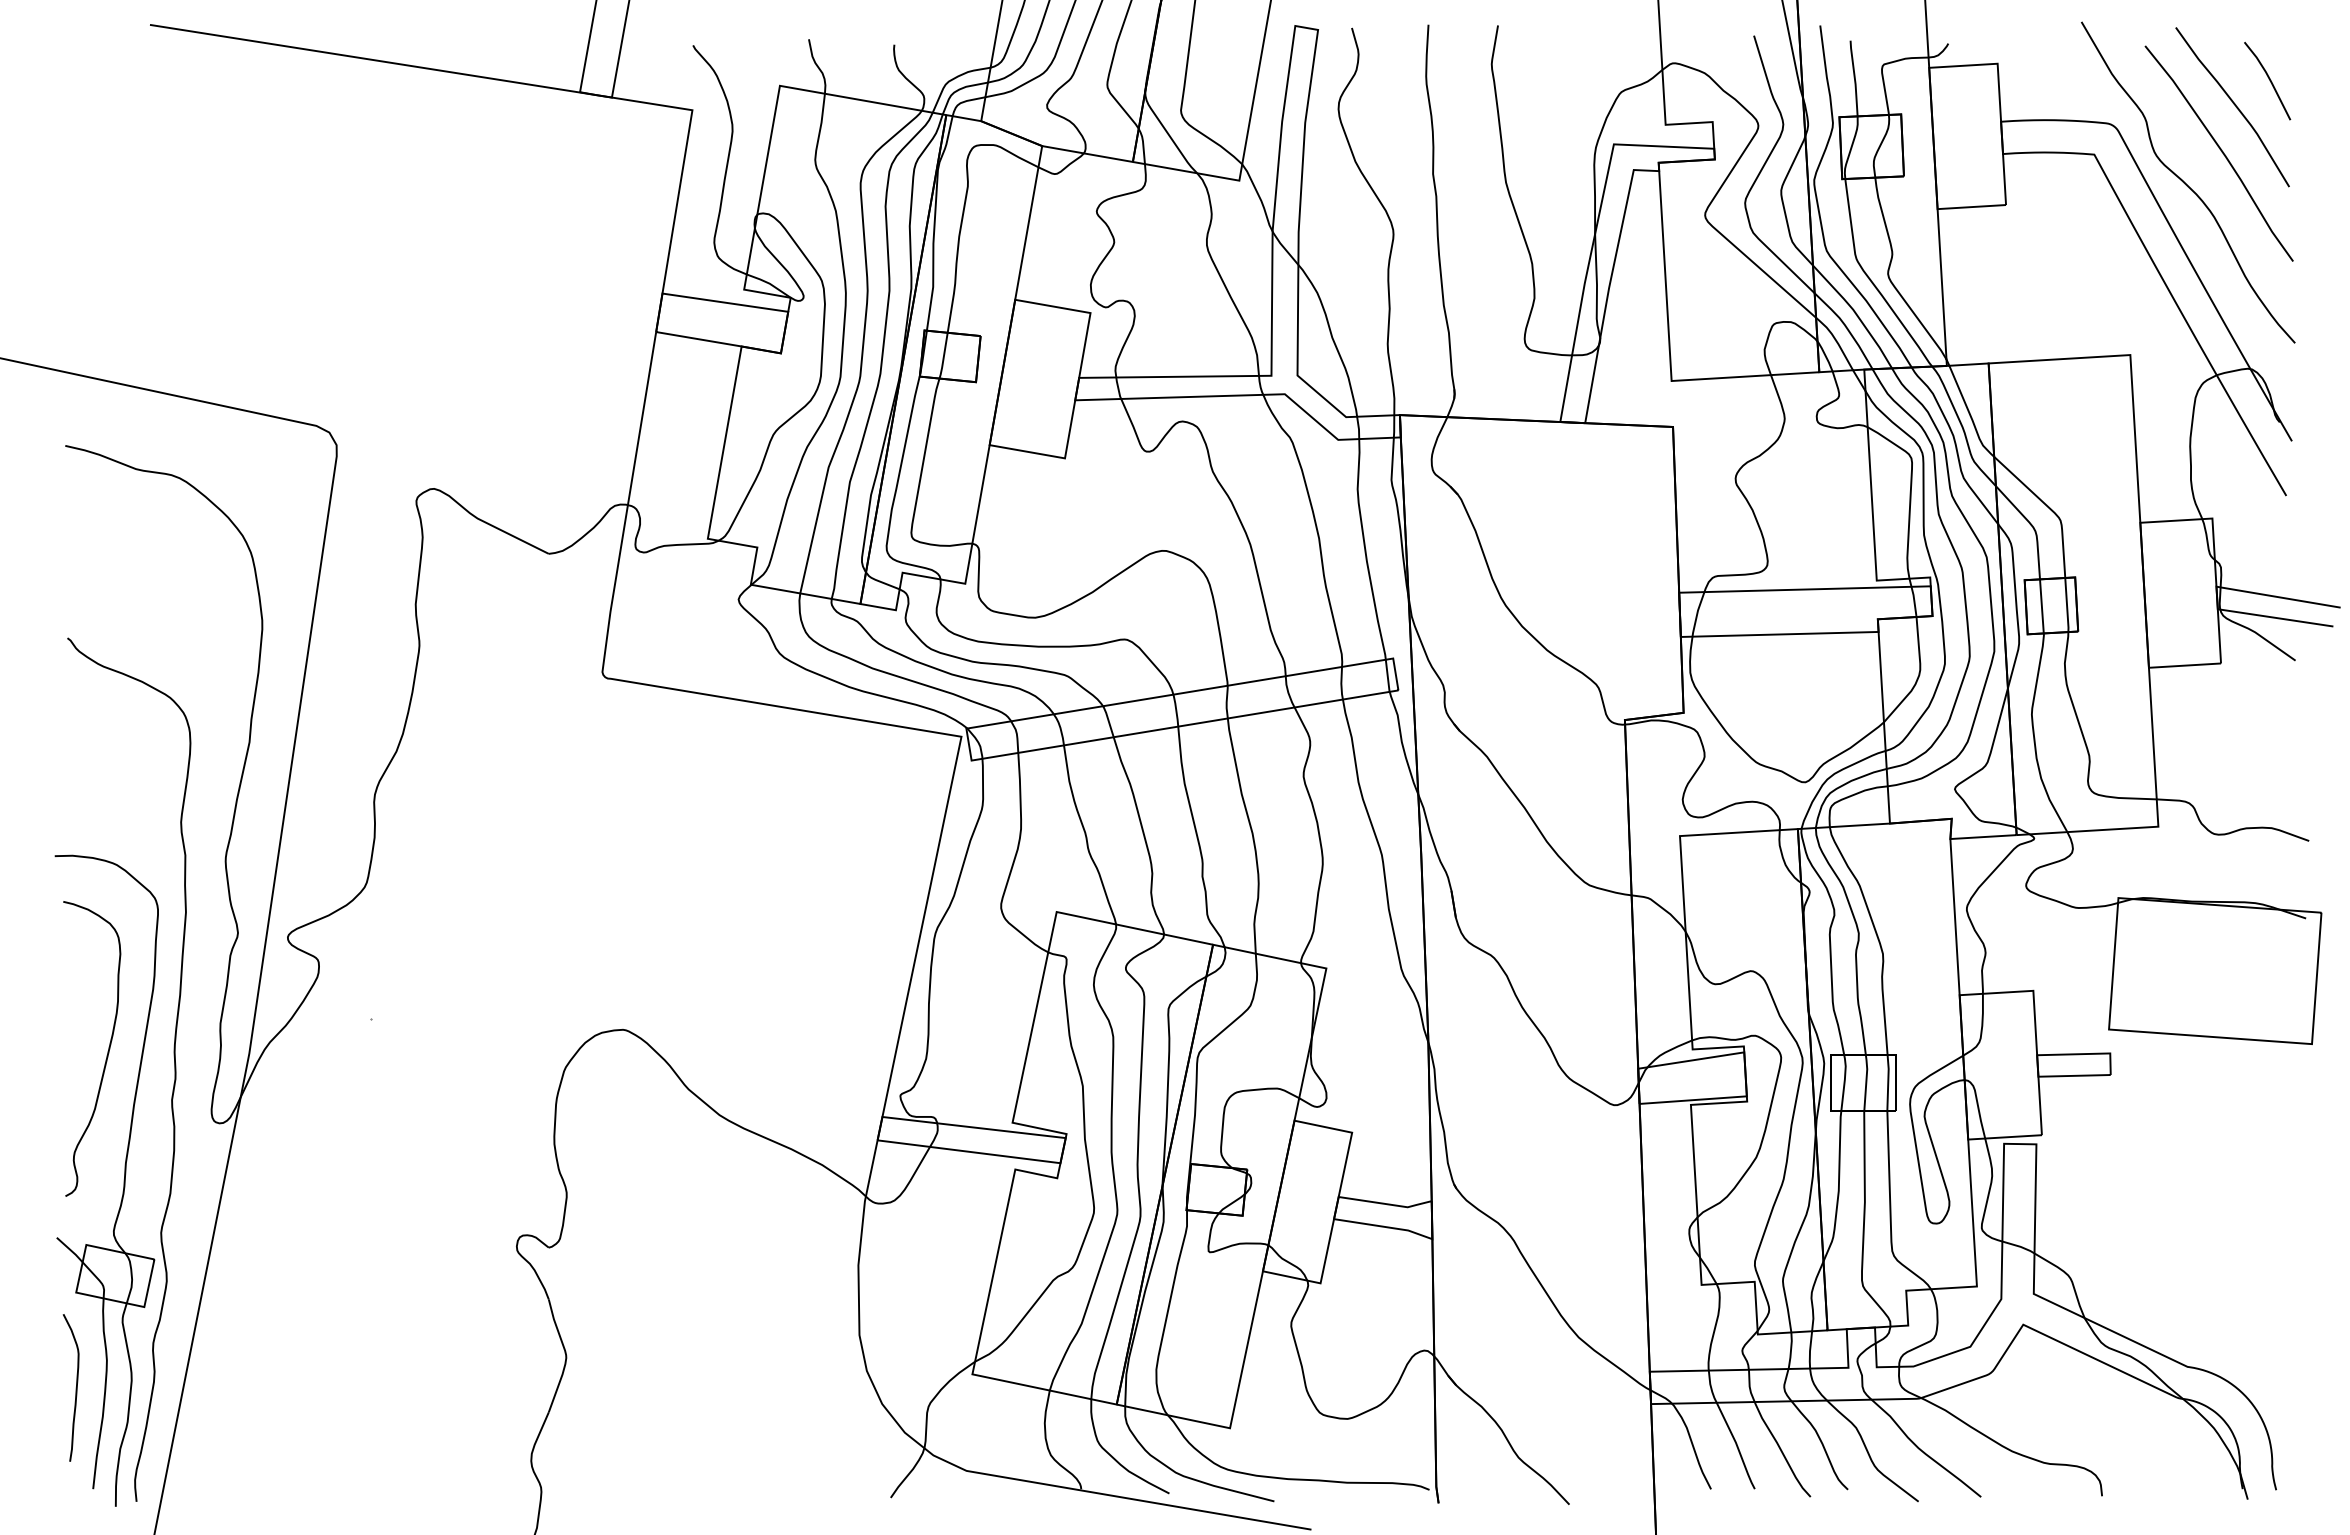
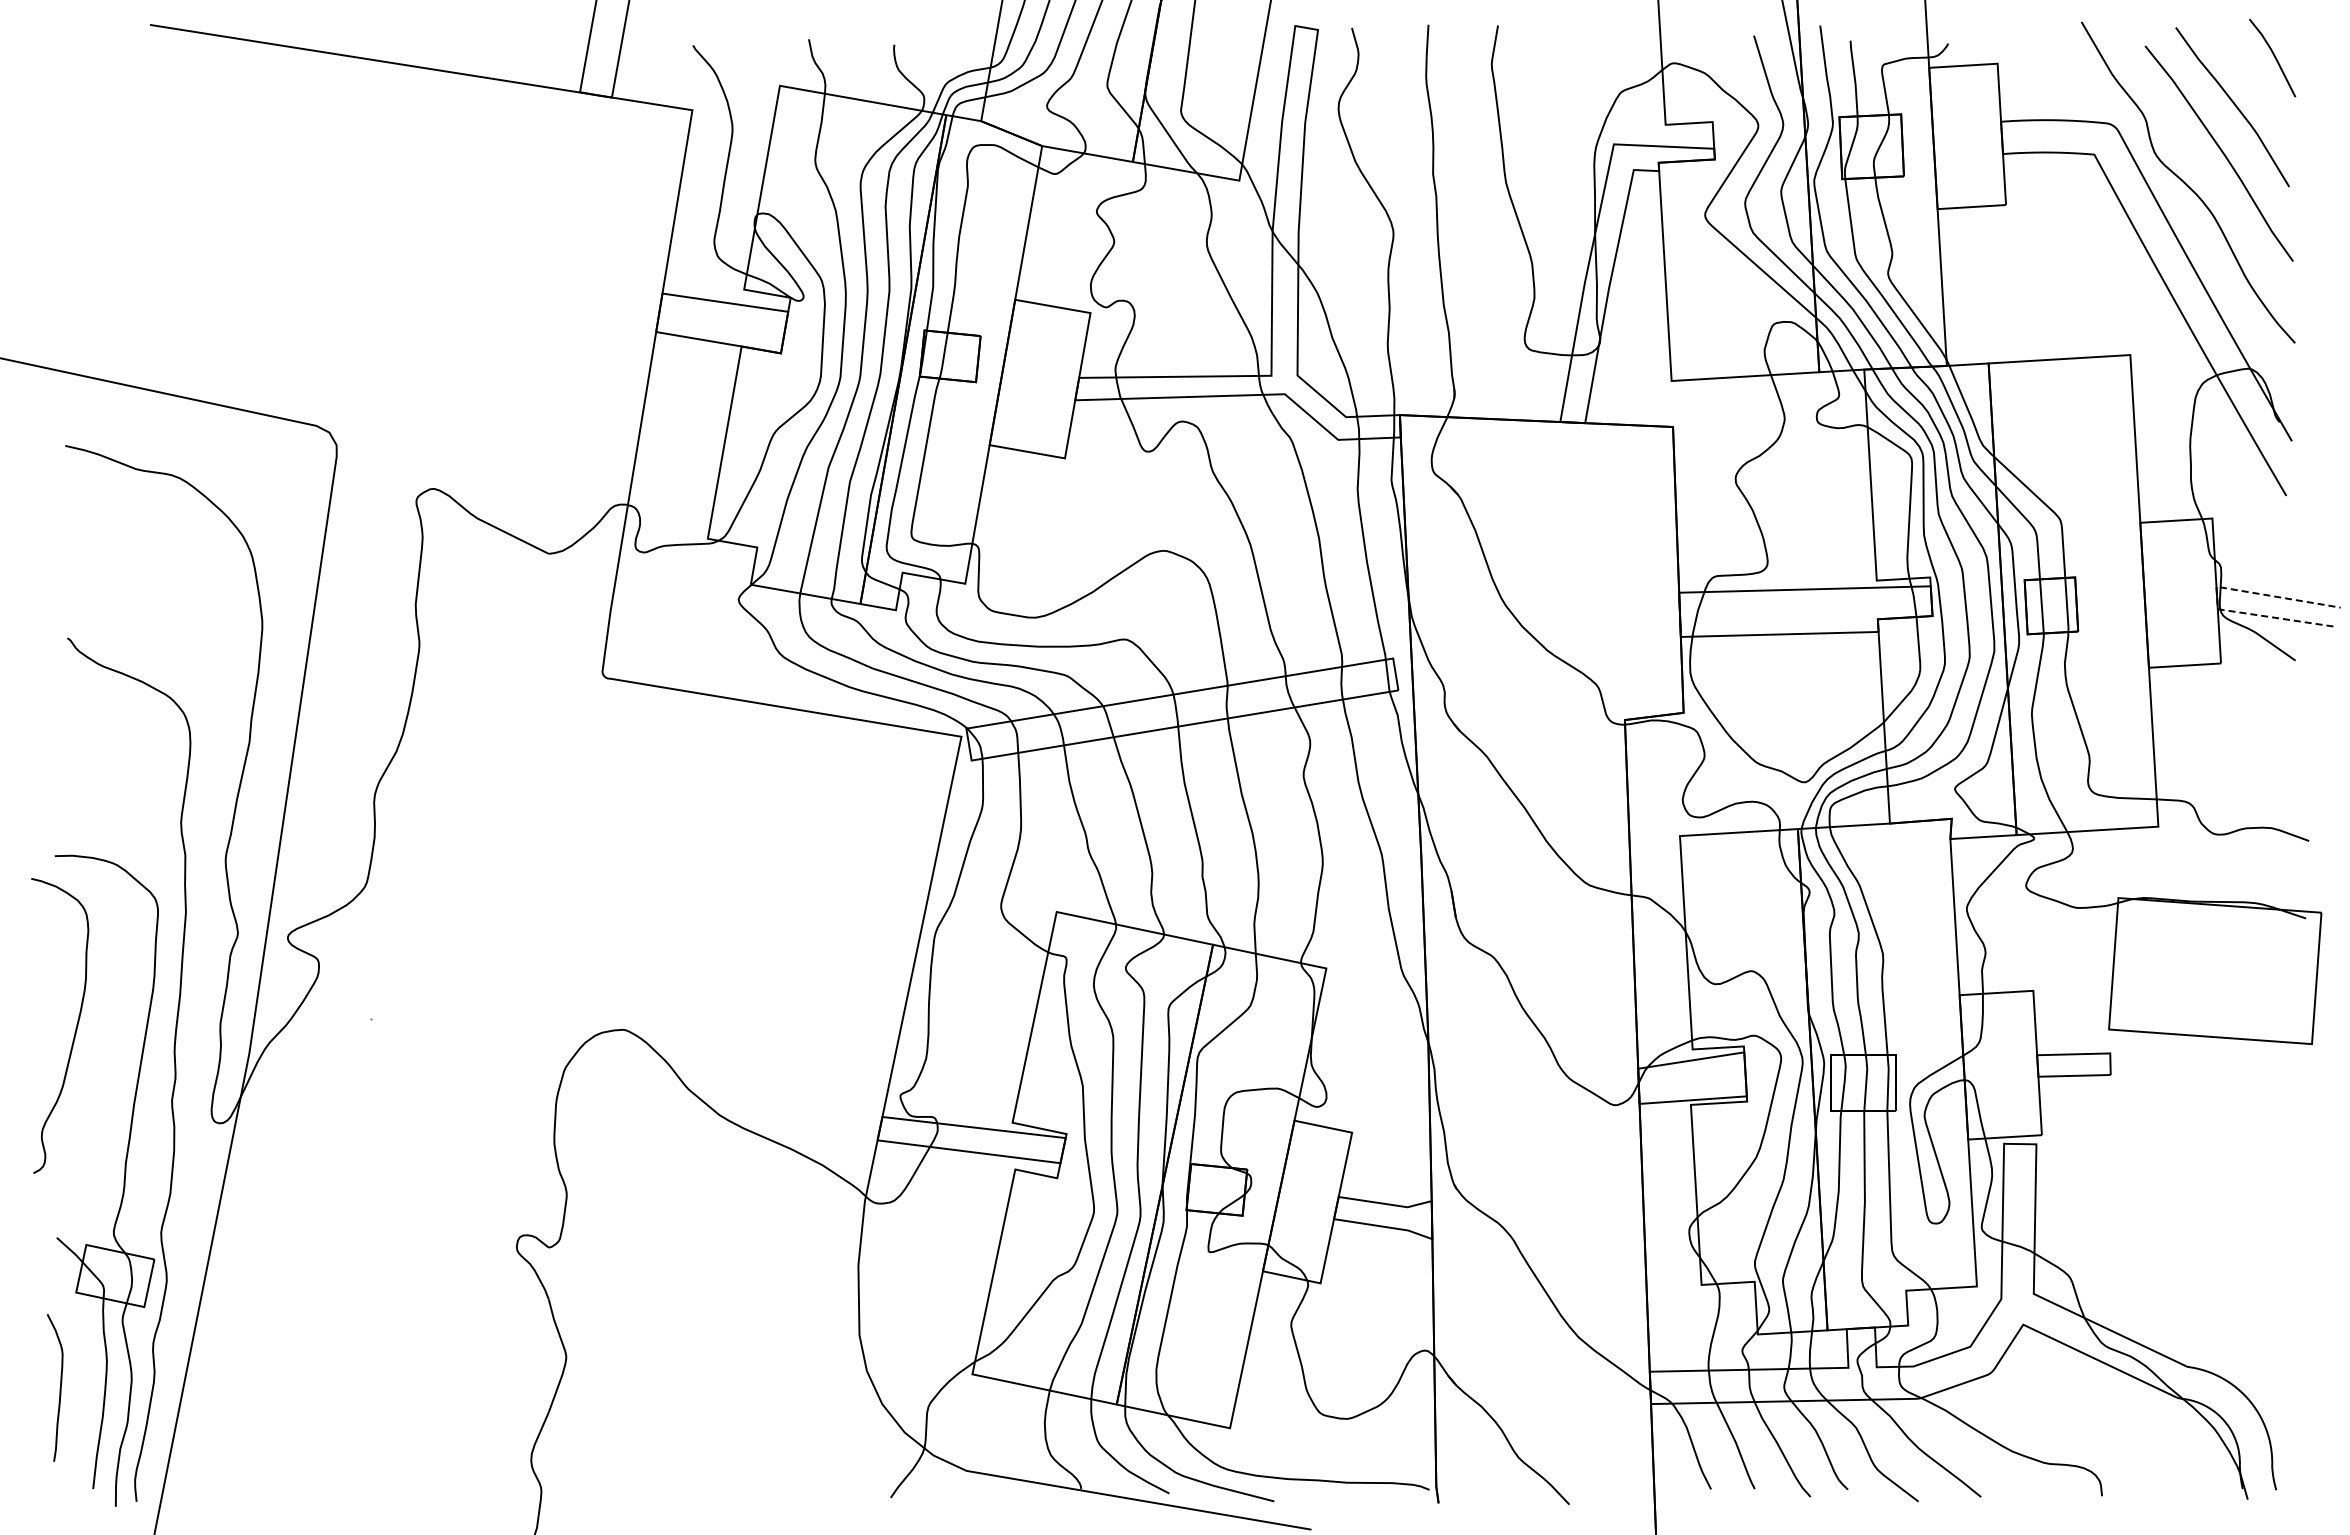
line position: (2268, 79) -> (2273, 56) (2273, 56)
line: solid -> dashed (2216, 593)
curve position: (107, 1051) -> (75, 1028) (75, 1028)
curve position: (75, 1387) -> (59, 1387) (59, 1387)
